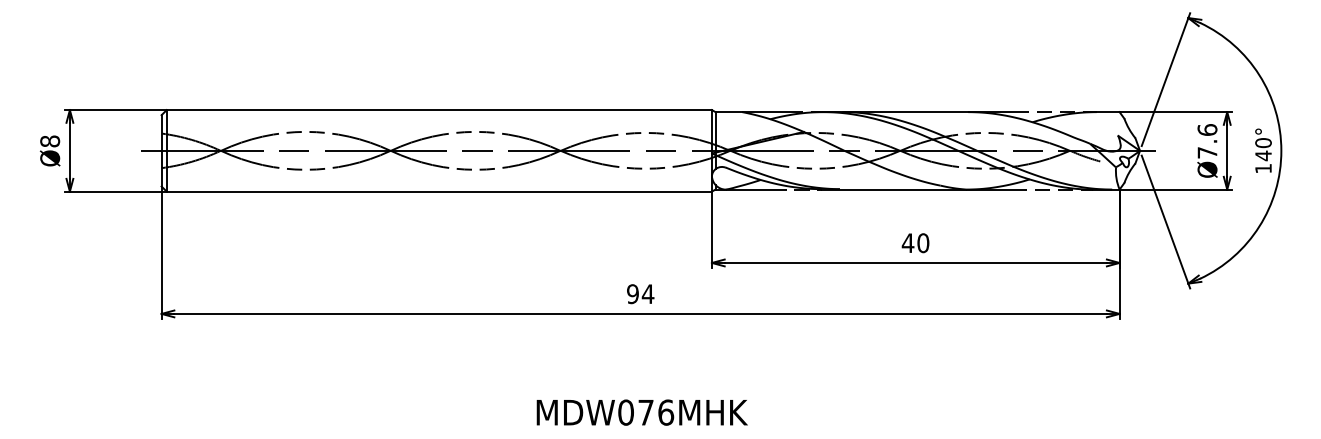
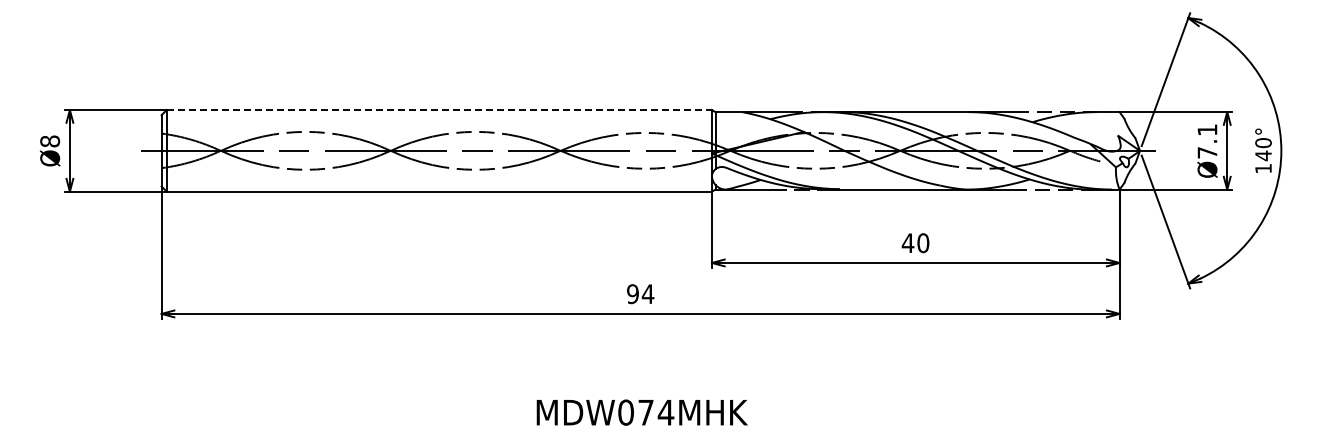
line: solid -> dashed (439, 110)
text: Ø7.6 -> Ø7.1 (1207, 129)
text: MDW076MHK -> MDW074MHK (665, 412)
